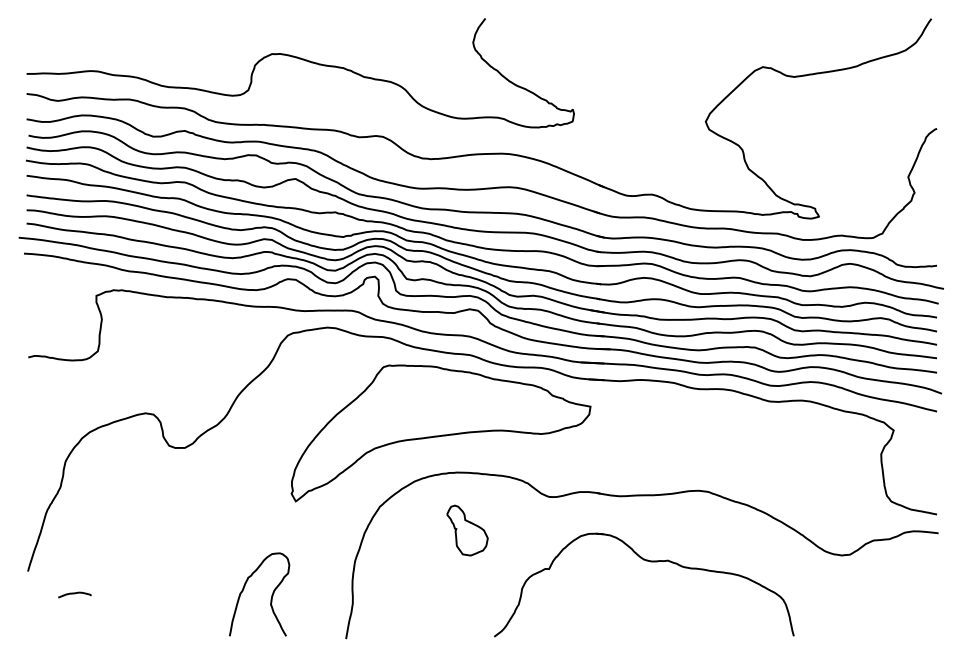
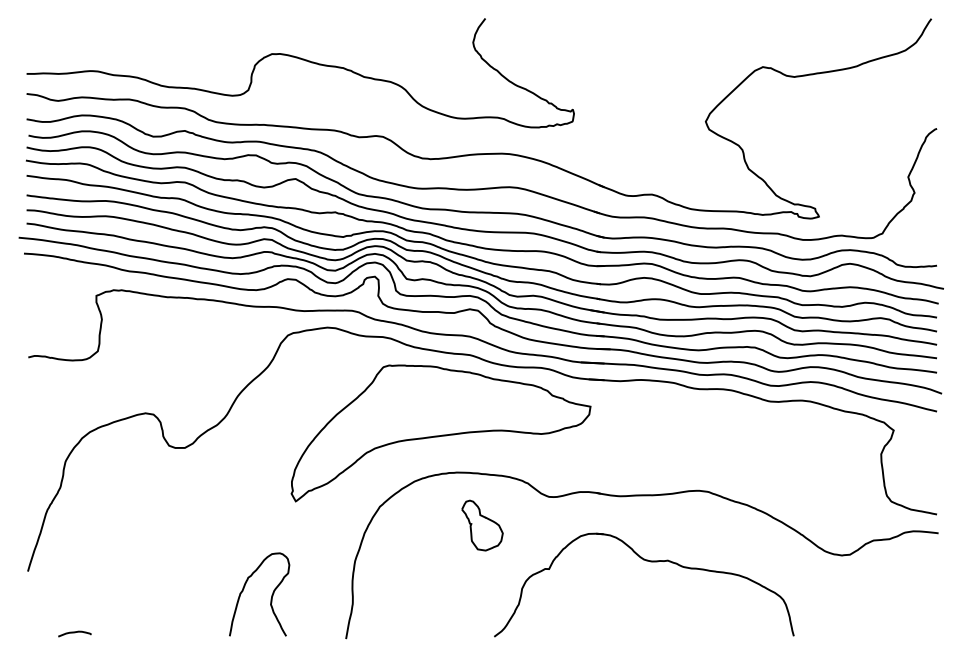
part position: (467, 530) -> (482, 525) (482, 525)
curve position: (74, 594) -> (74, 633) (74, 633)
